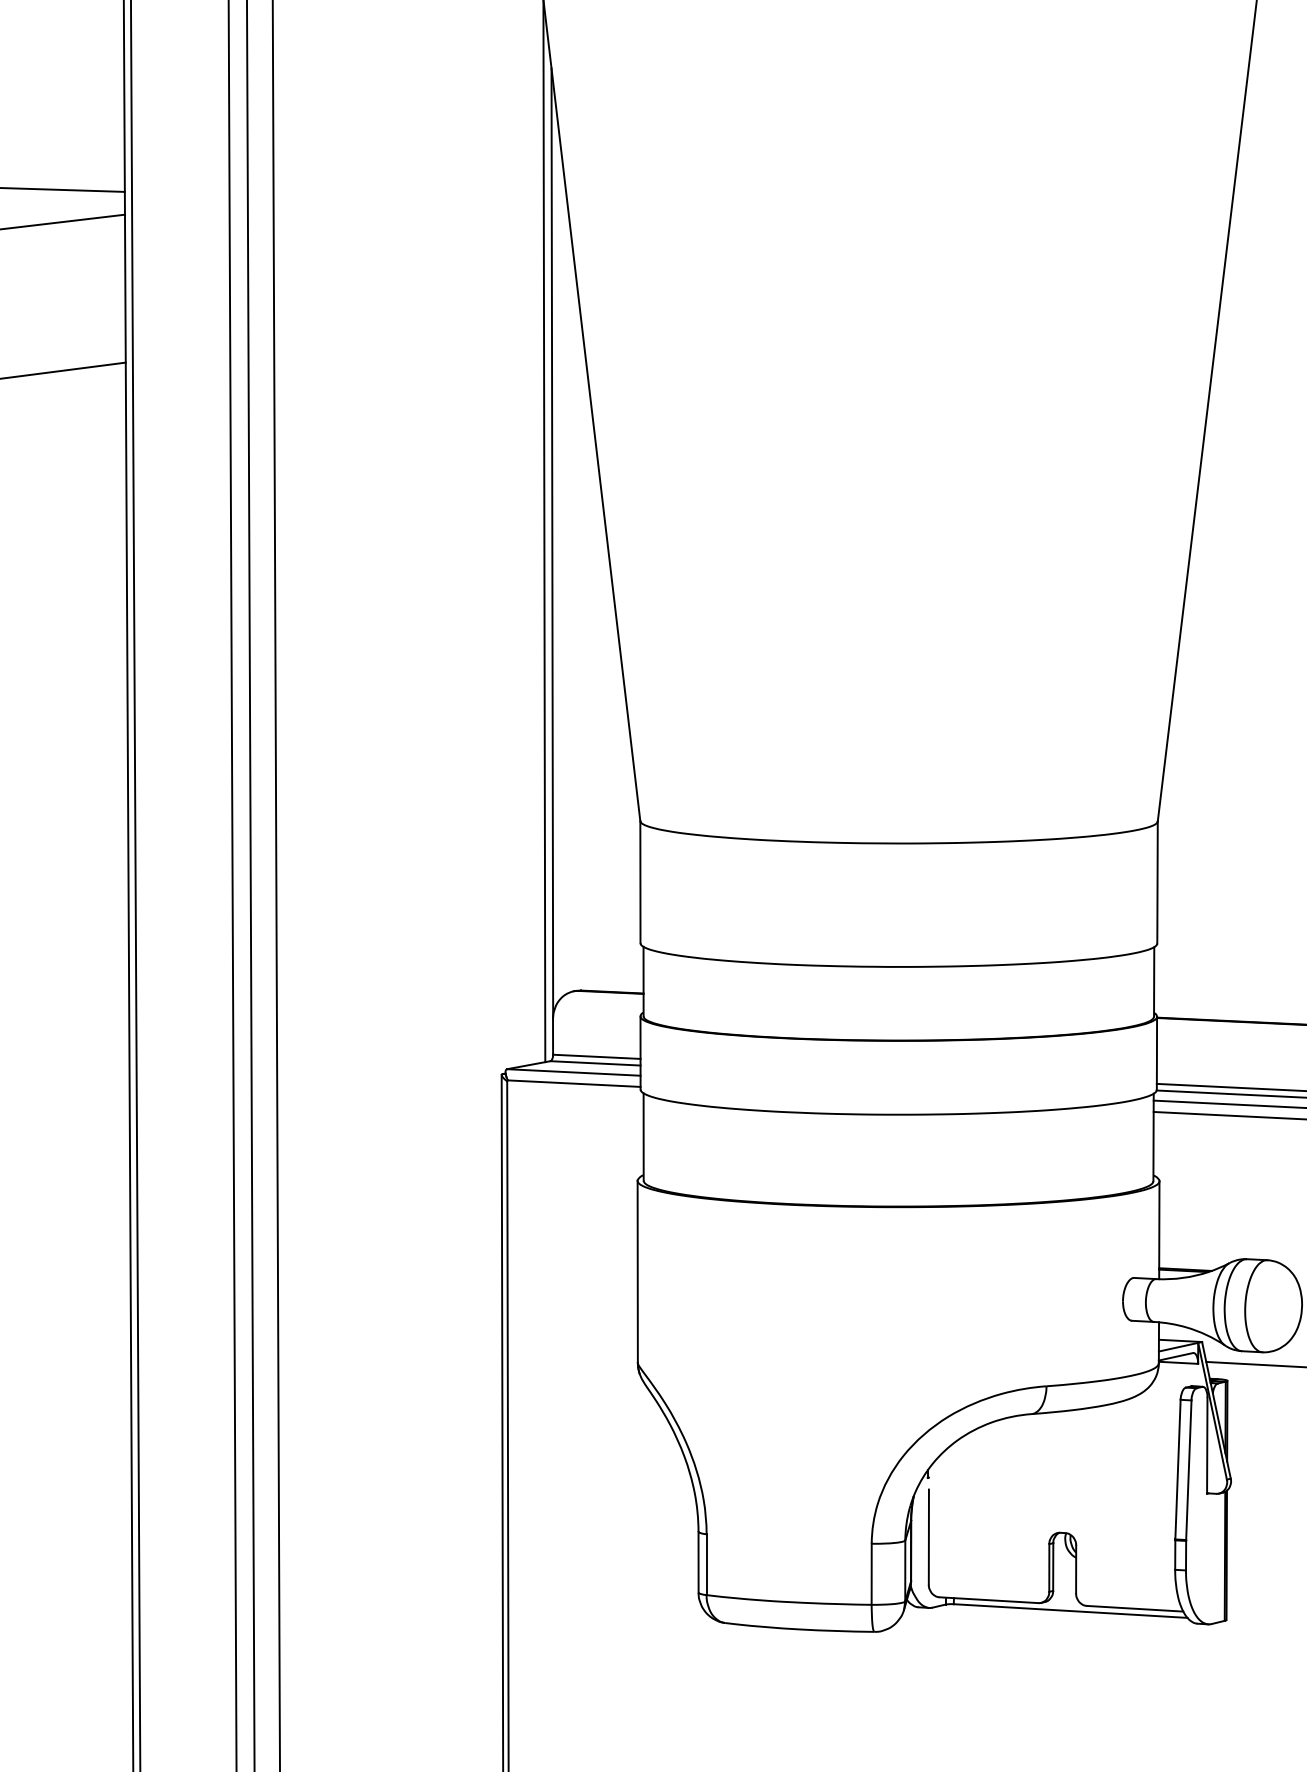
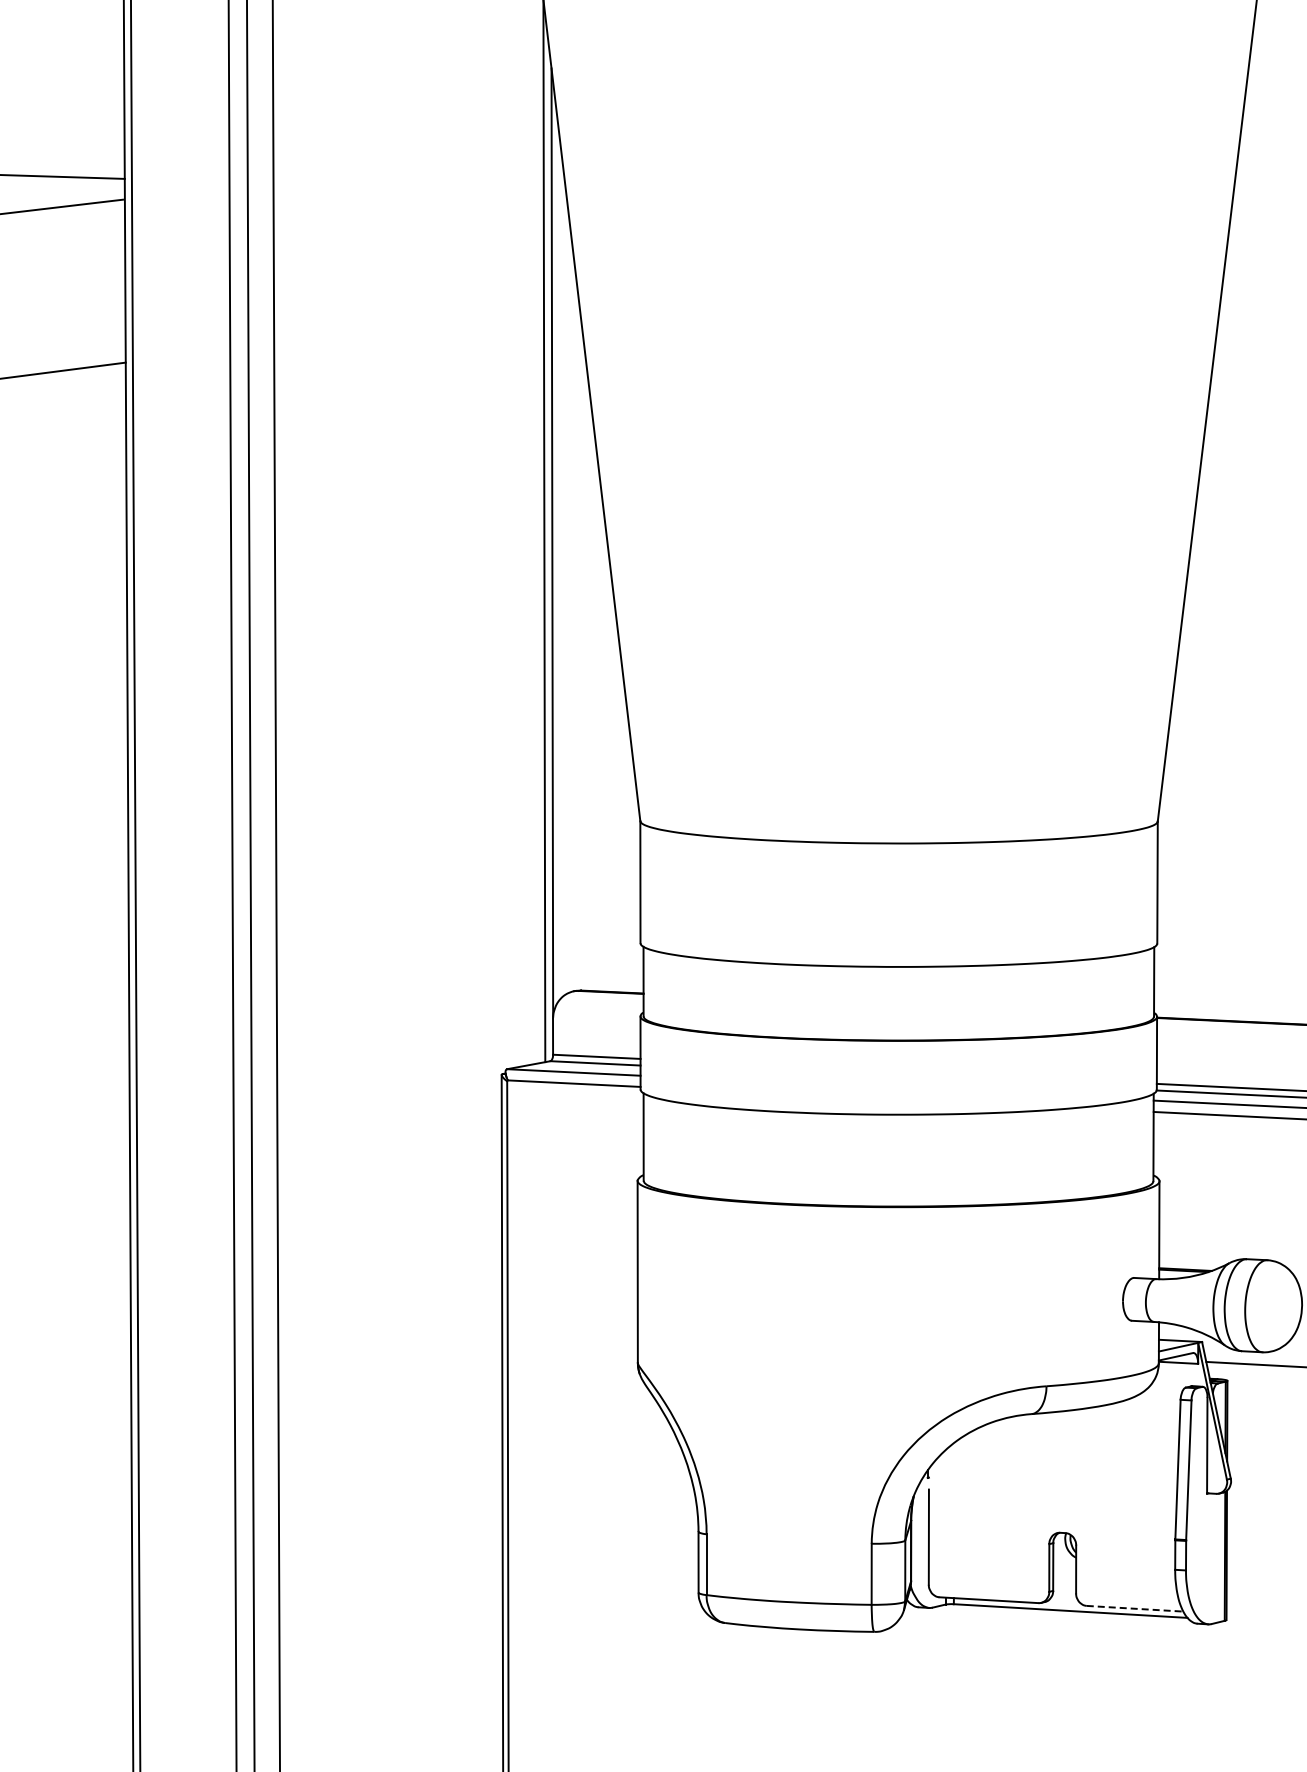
line position: (63, 189) -> (63, 176) (63, 176)
line position: (63, 221) -> (62, 206) (62, 206)
line: solid -> dashed (1135, 1608)
